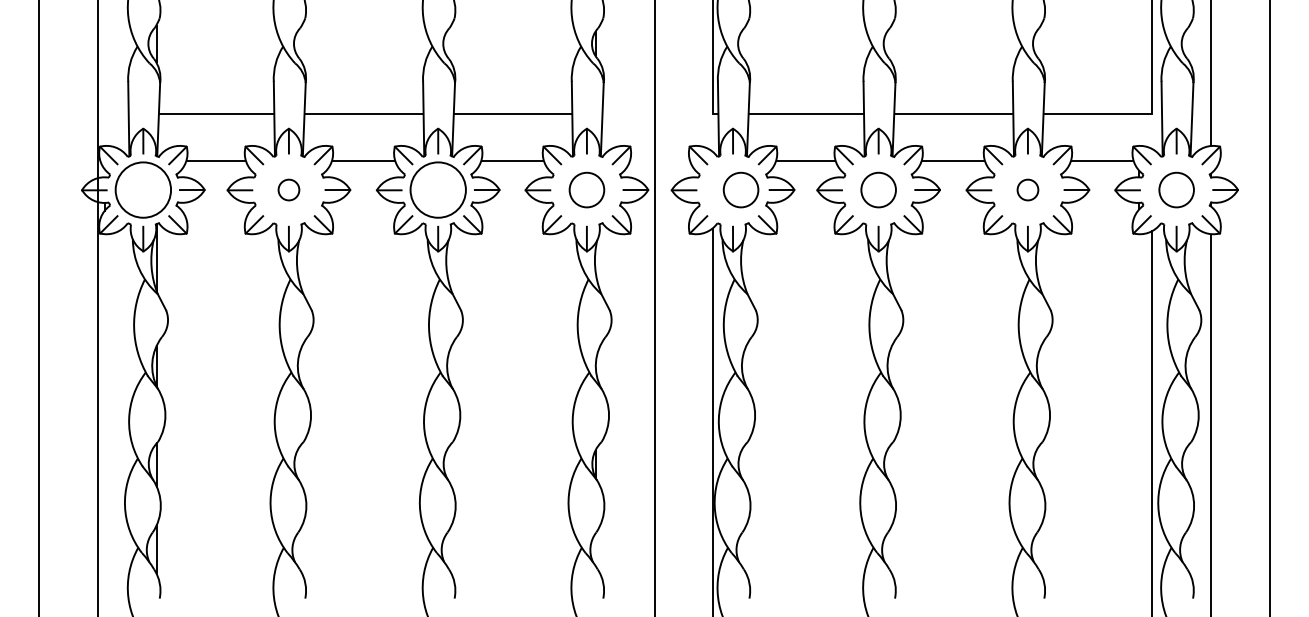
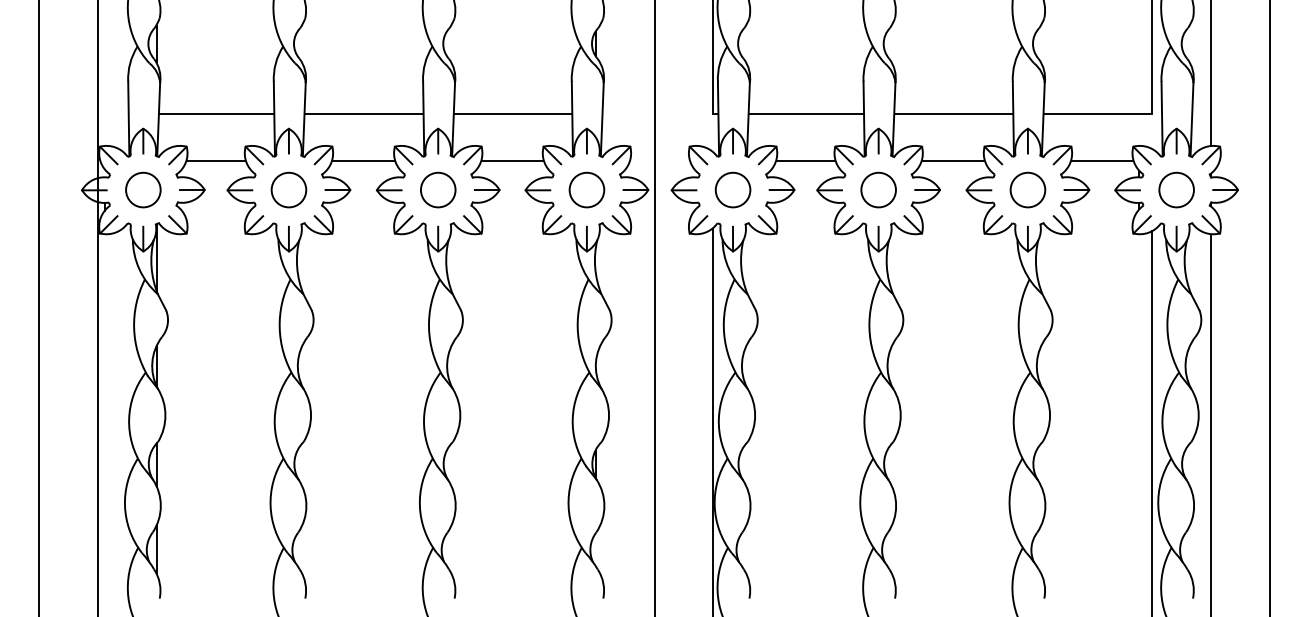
circle diameter: 55 px -> 35 px (143, 189)
circle size: 24x24 px -> 38x38 px (288, 189)
circle diameter: 55 px -> 35 px (437, 189)
circle position: (740, 189) -> (732, 189) (732, 189)
circle size: 24x24 px -> 38x38 px (1027, 189)
